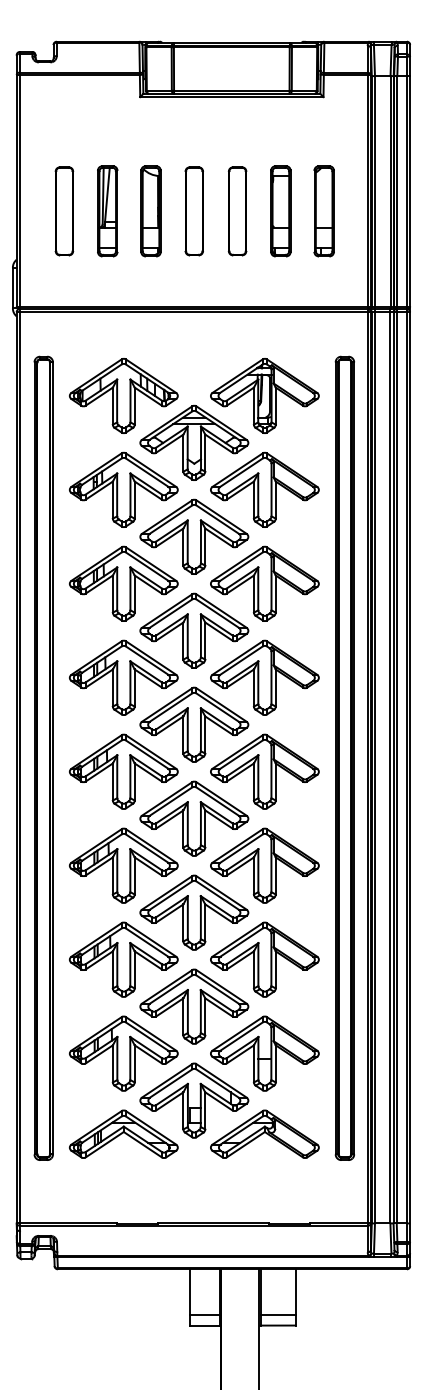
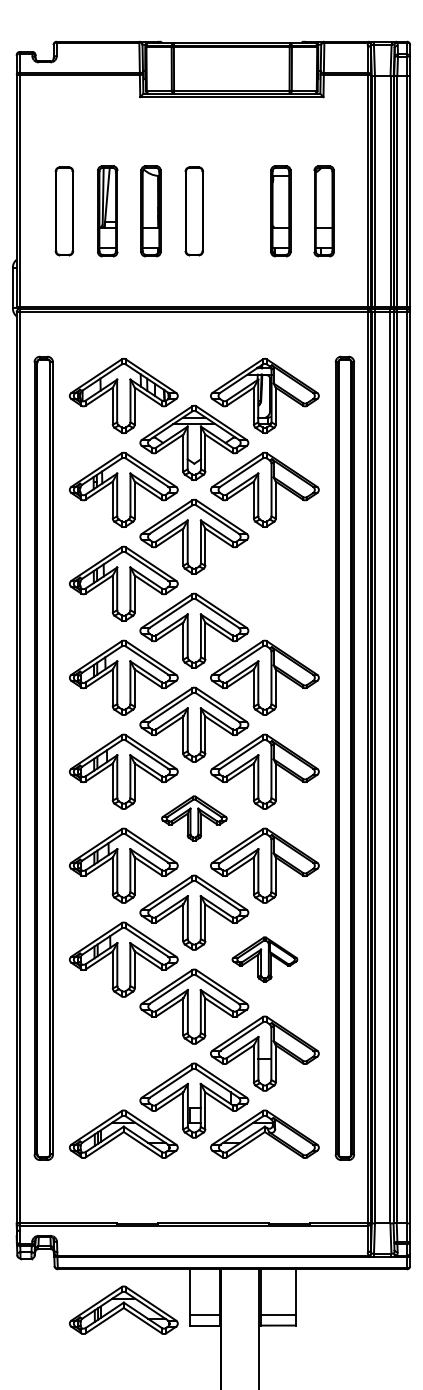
part: present -> none (237, 211)
part: present -> none (264, 583)
part size: 111x77 px -> 67x47 px (194, 818)
part size: 110x77 px -> 68x47 px (264, 959)
part: present -> none (123, 1053)
part: none -> present (123, 1309)
